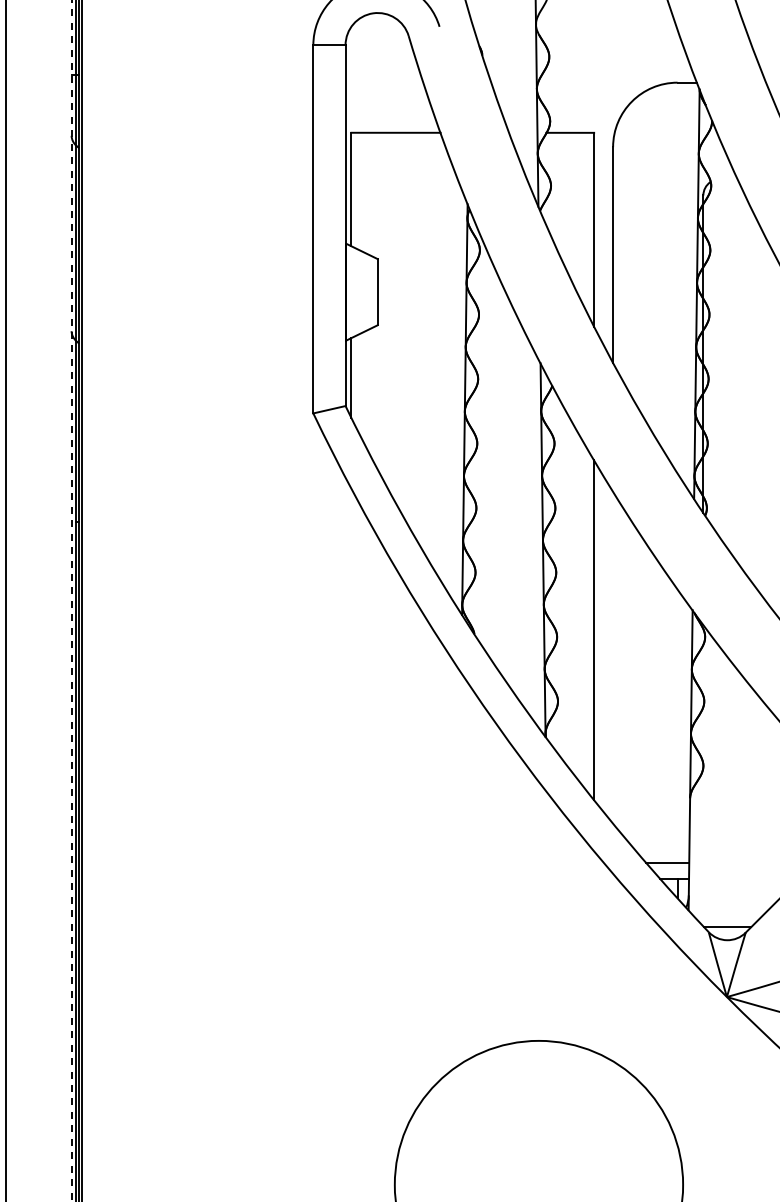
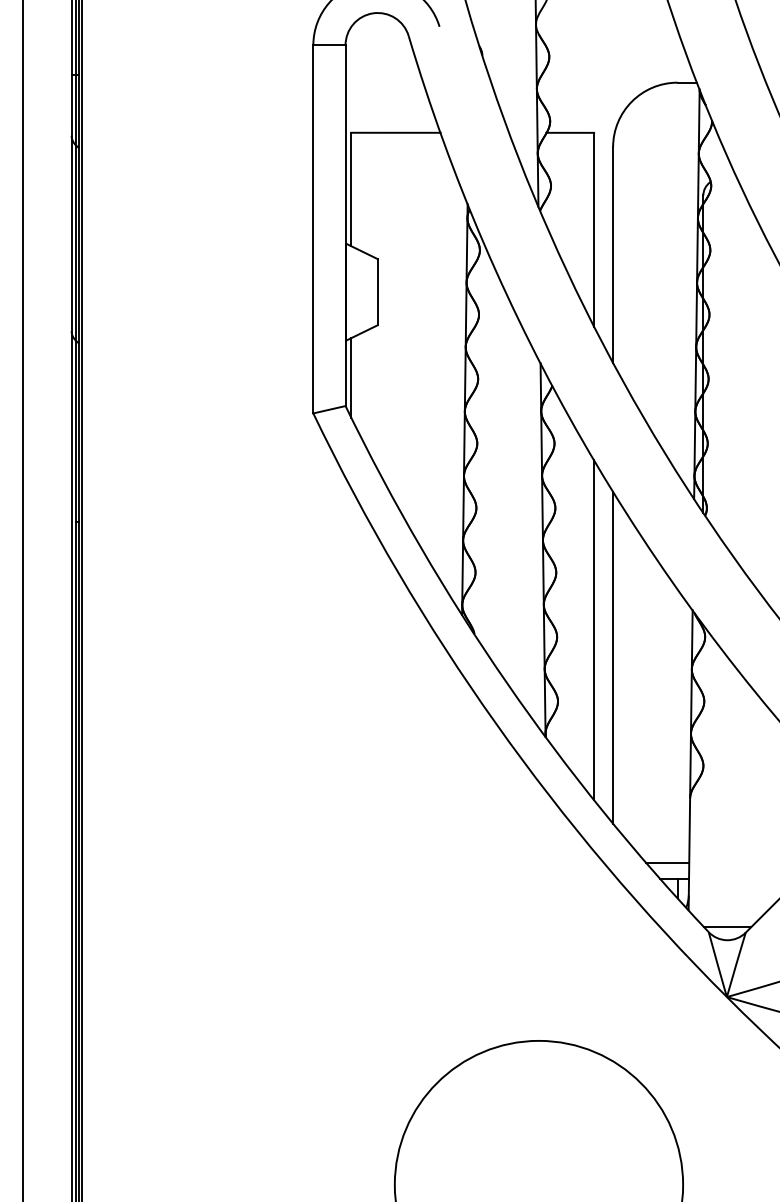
line position: (6, 600) -> (23, 600) (23, 600)
line: dashed -> solid (71, 601)
line: none -> present (613, 657)
